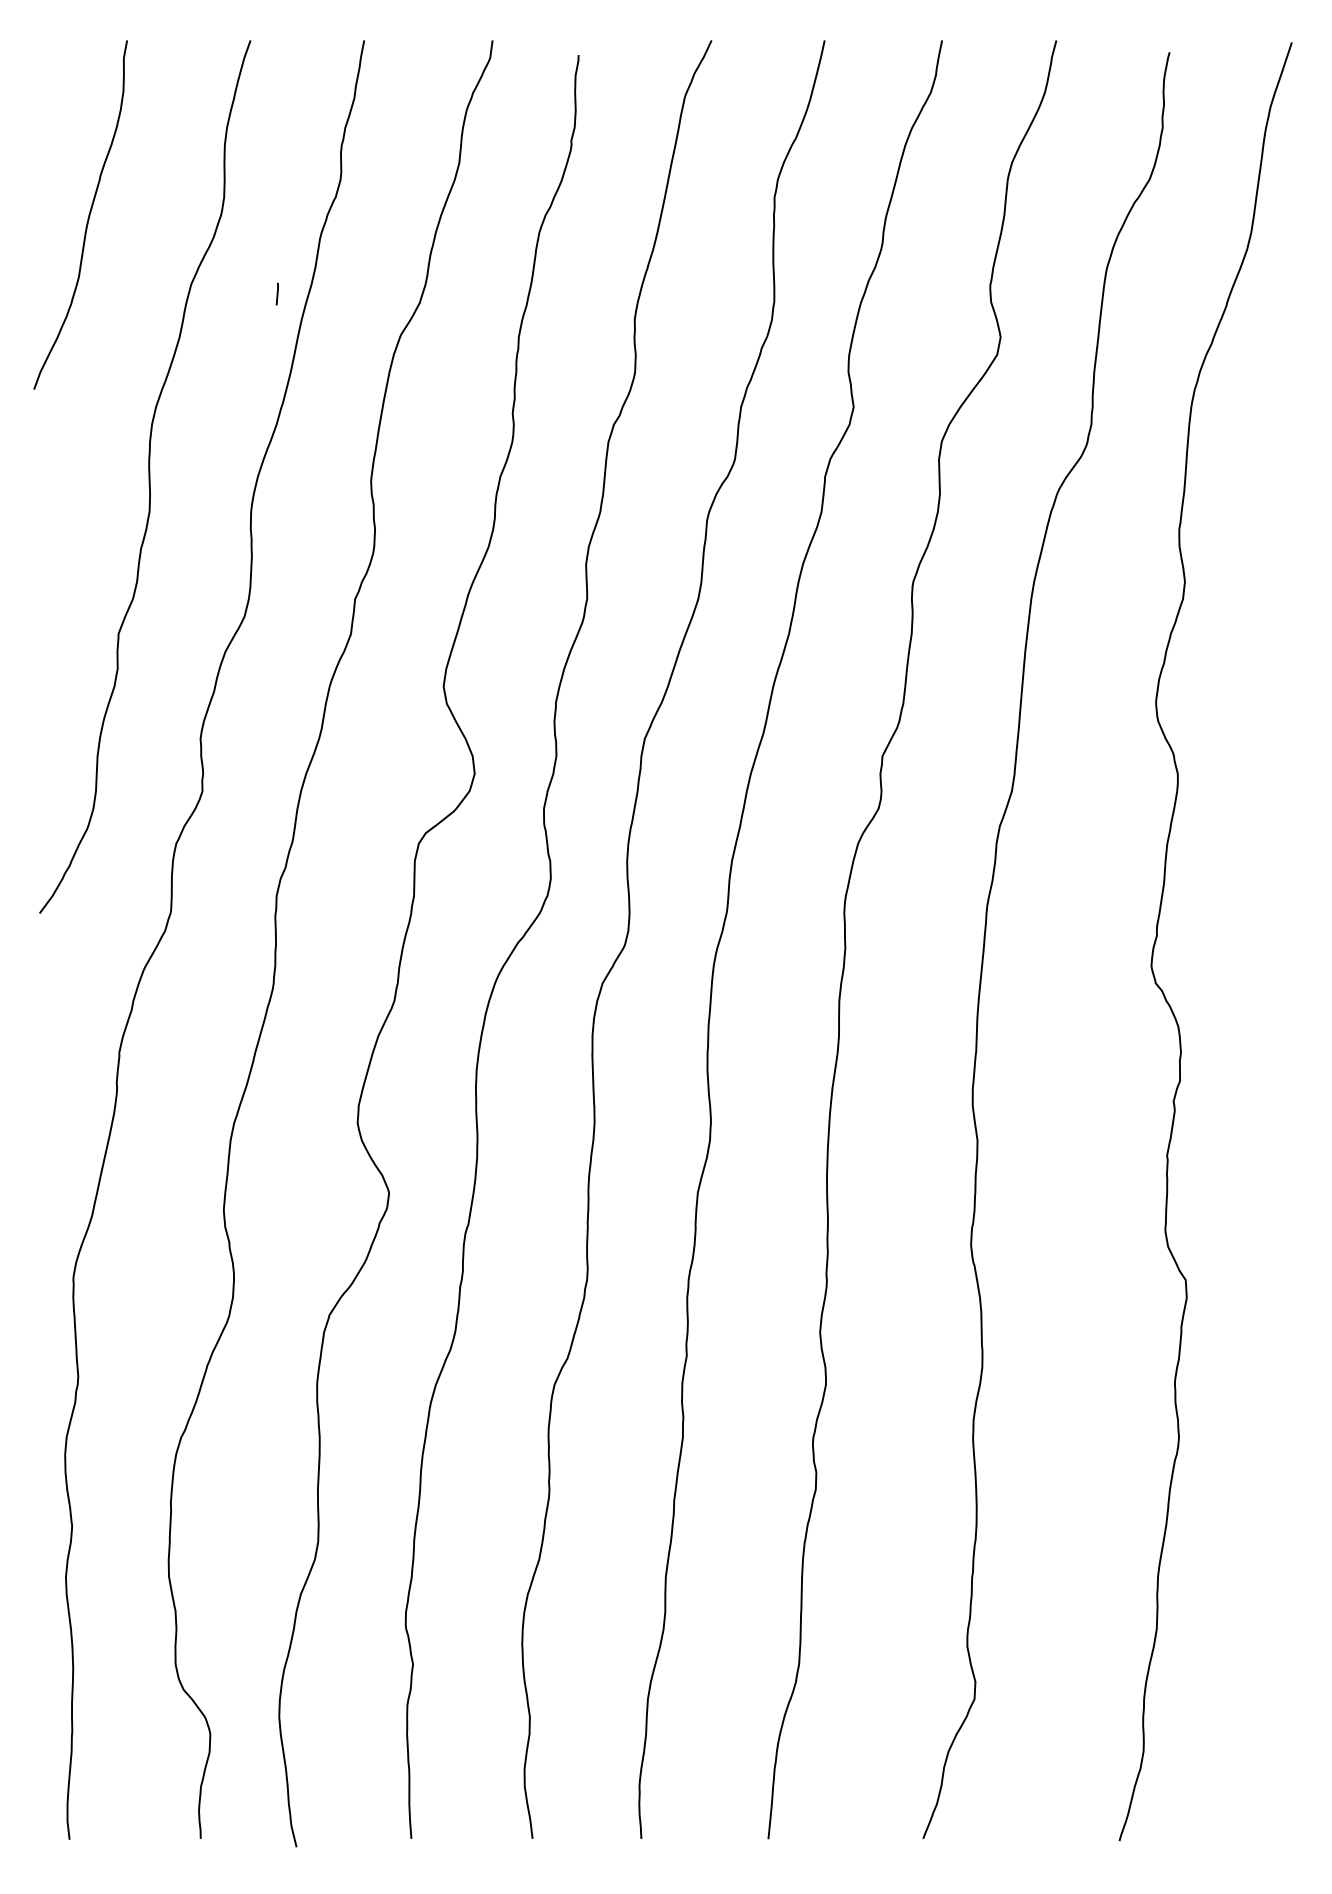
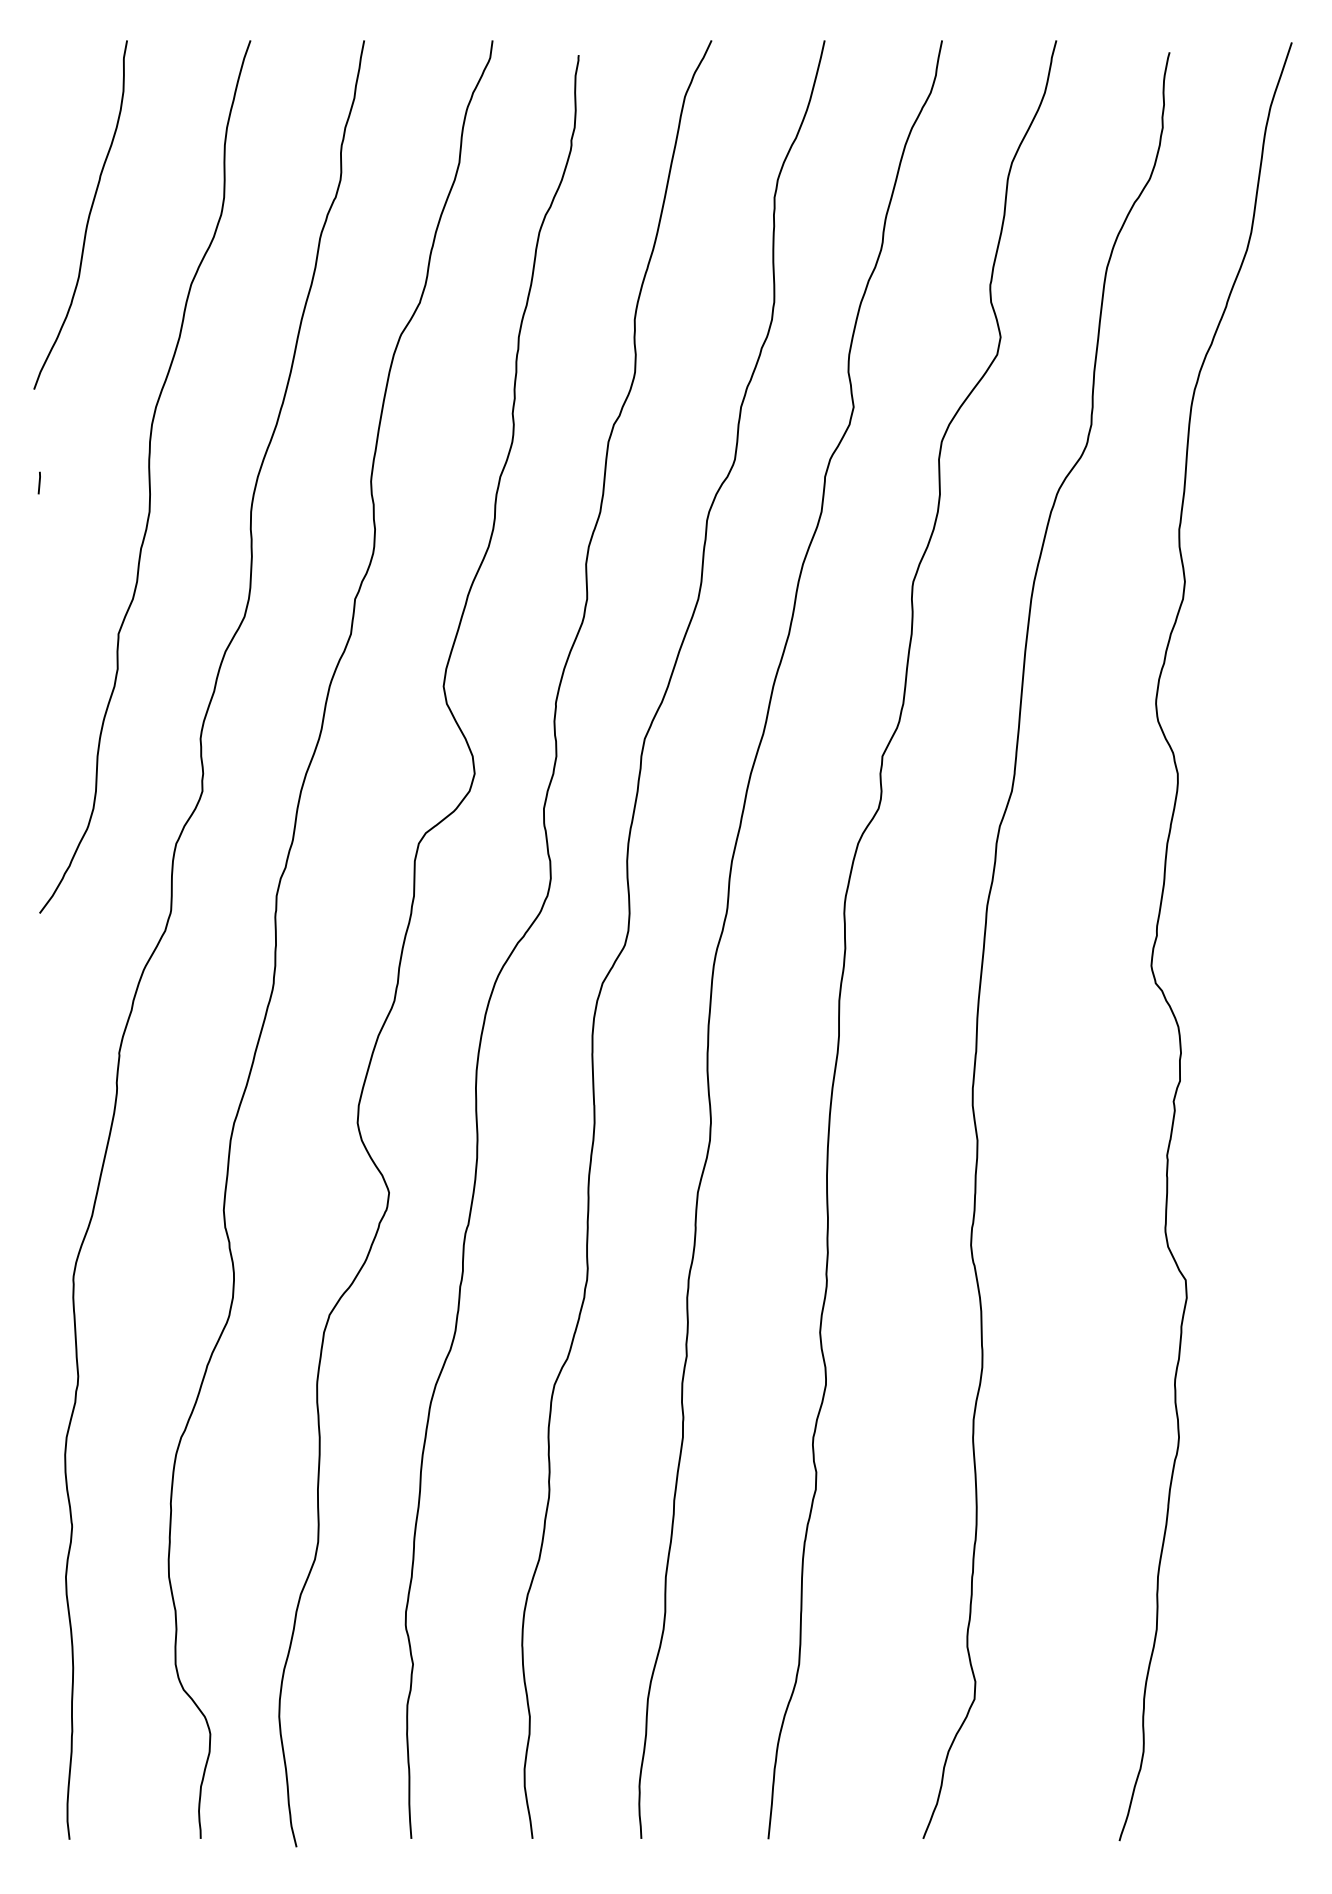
line position: (276, 293) -> (38, 482) (38, 482)
